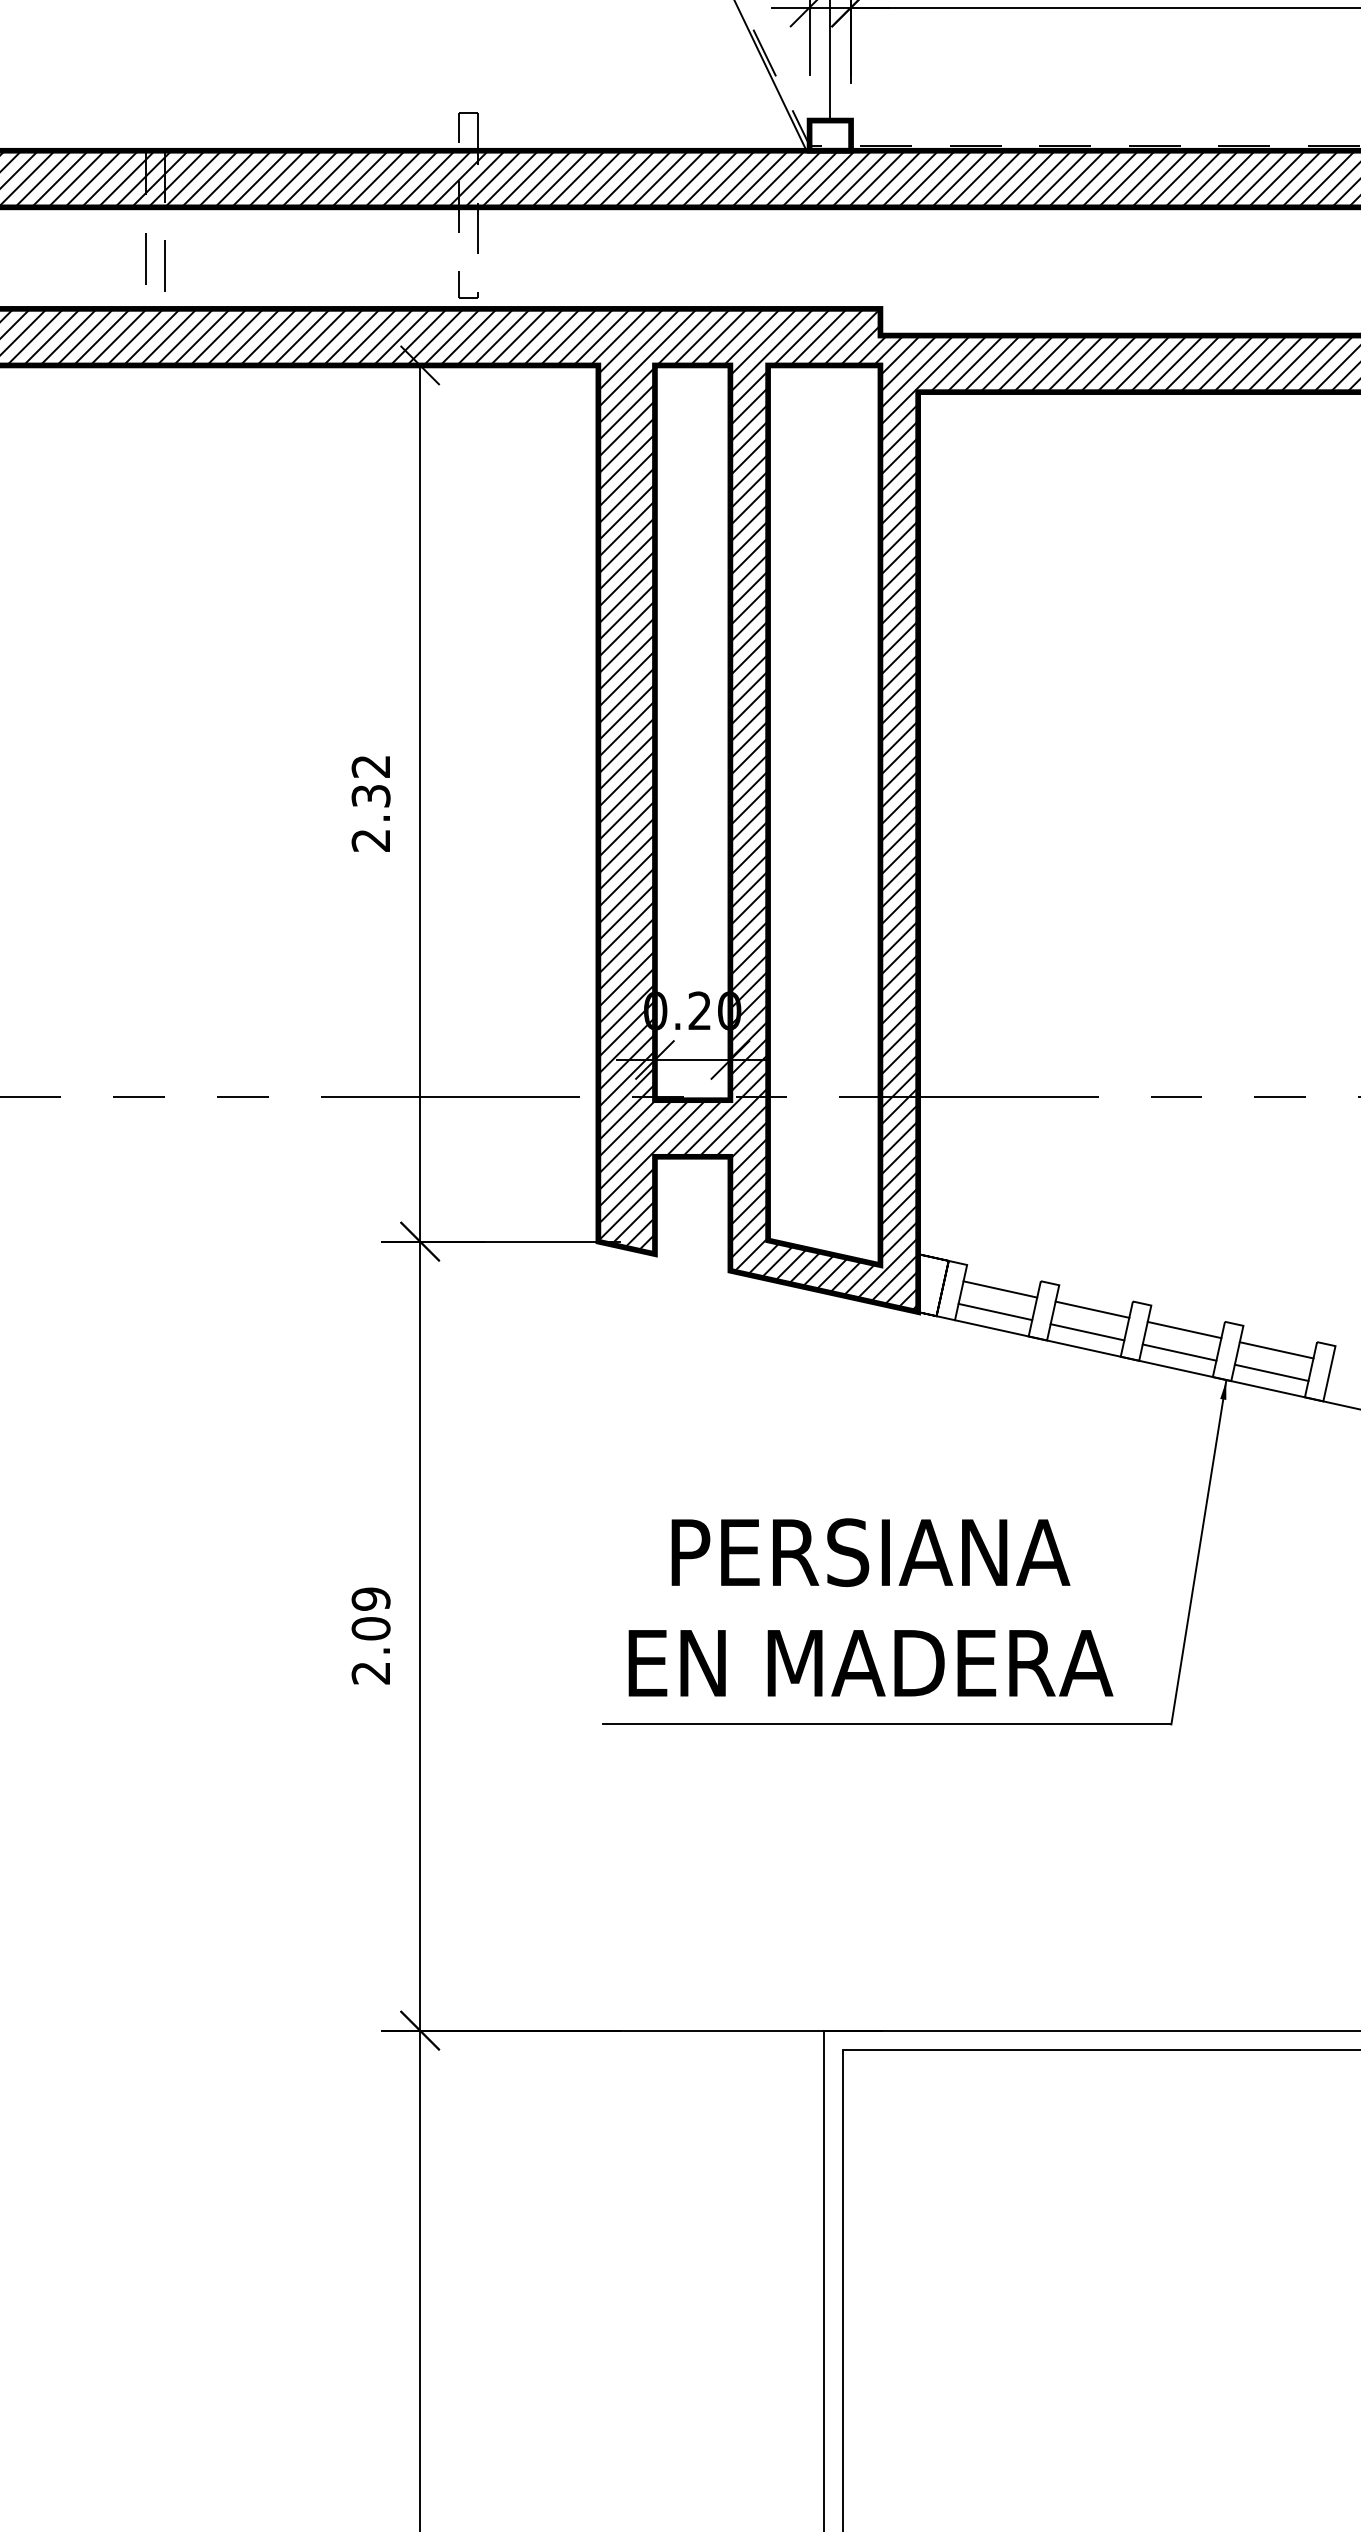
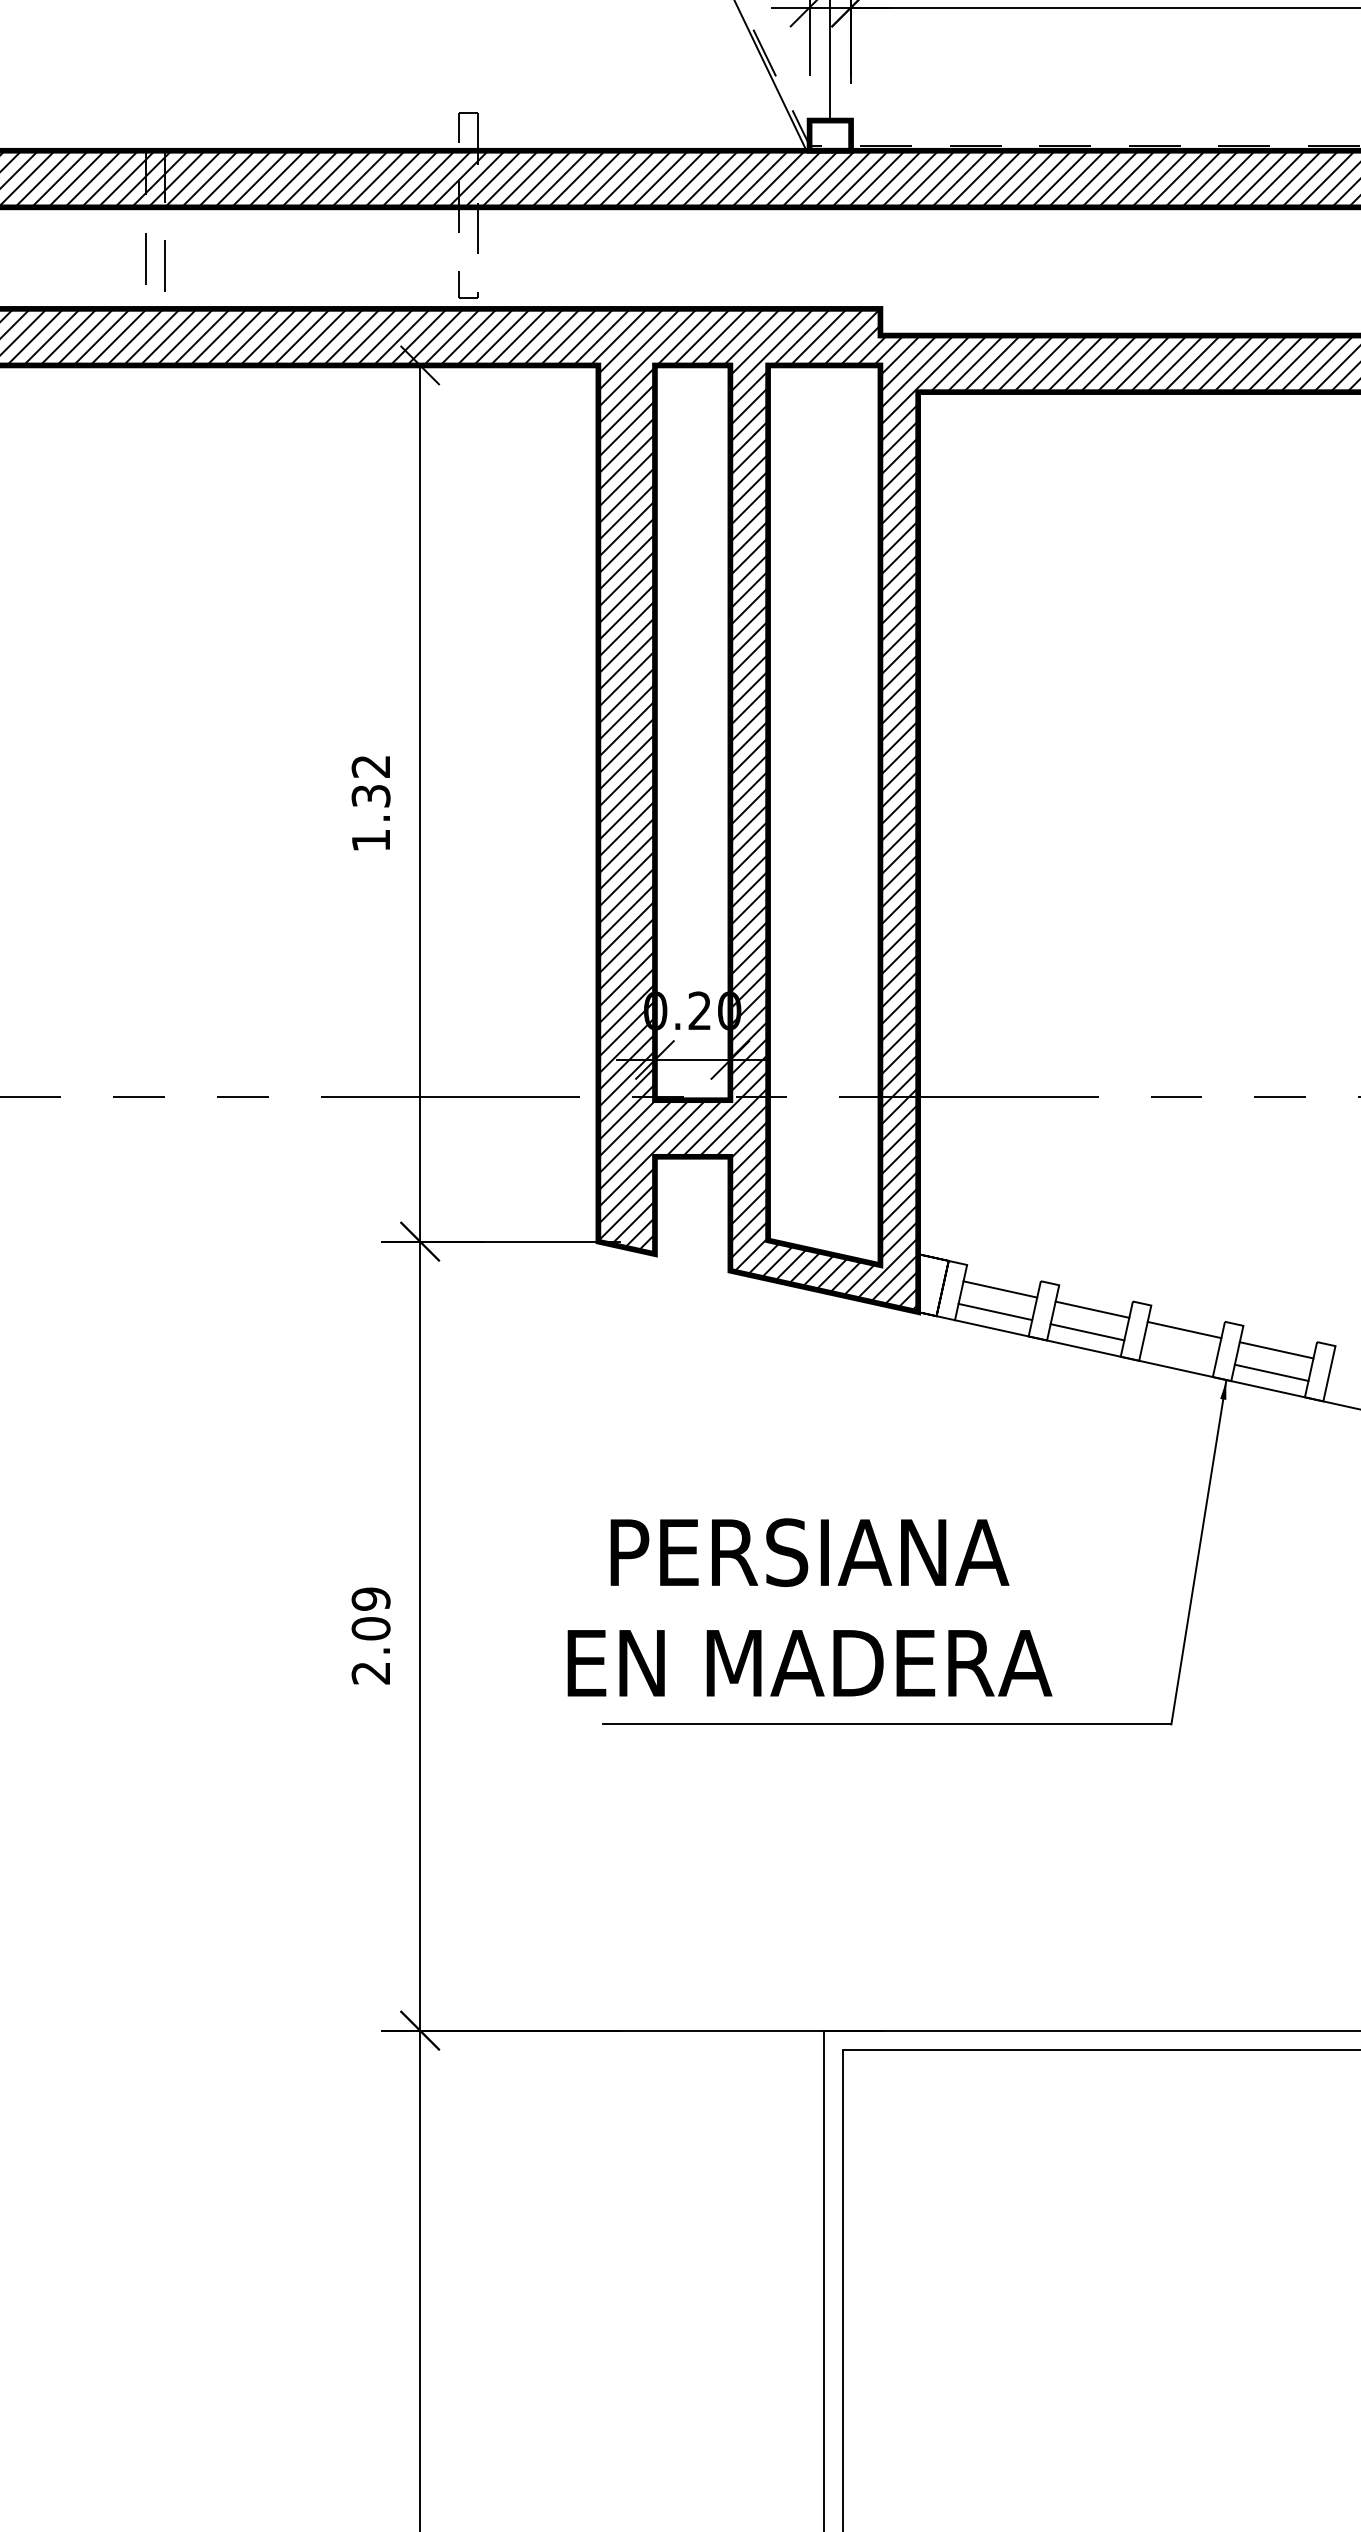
text: 2.32 -> 1.32 (370, 840)
line: present -> none (1179, 1352)
text position: (870, 1607) -> (809, 1607) (809, 1607)
